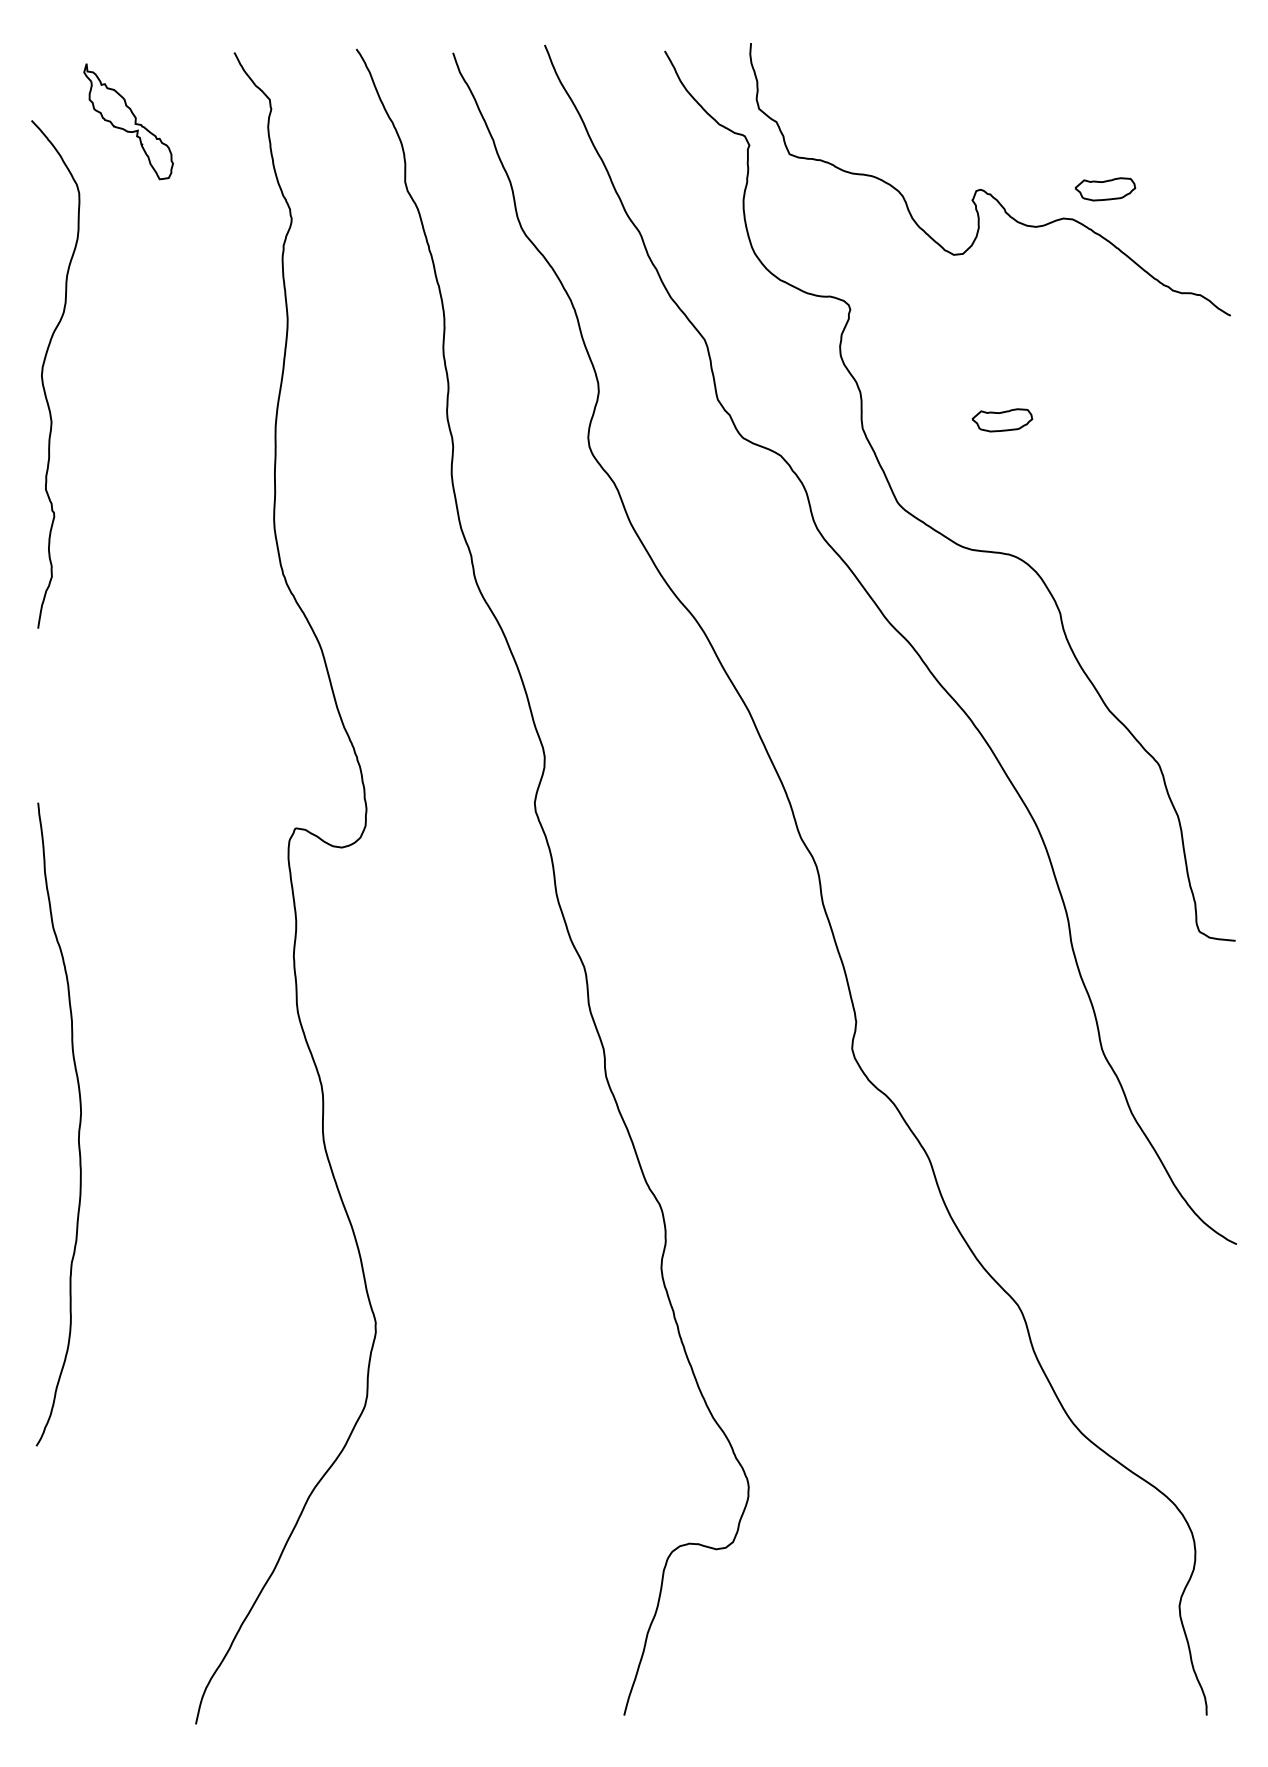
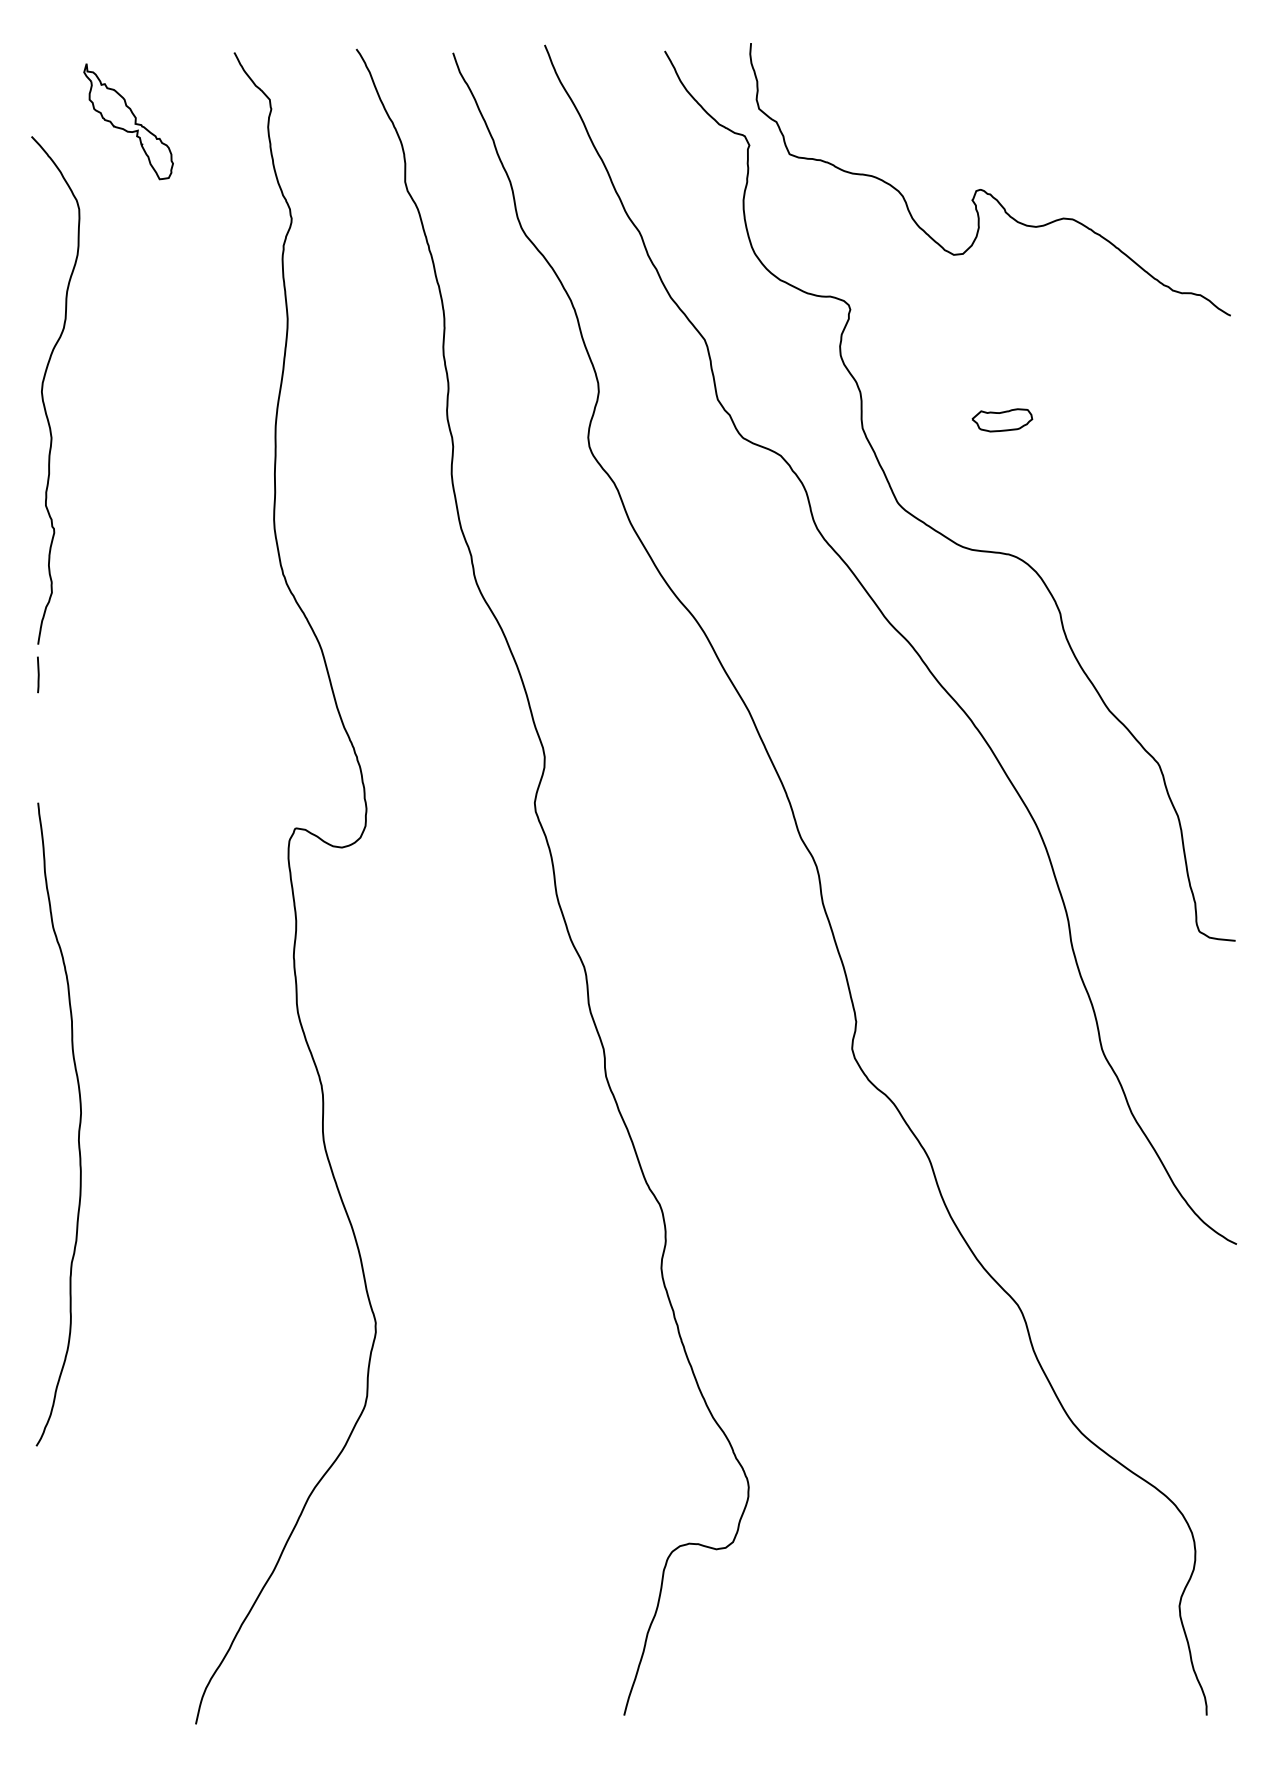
part: present -> none (1105, 189)
curve position: (43, 372) -> (43, 388) (43, 388)
line: none -> present (38, 674)
